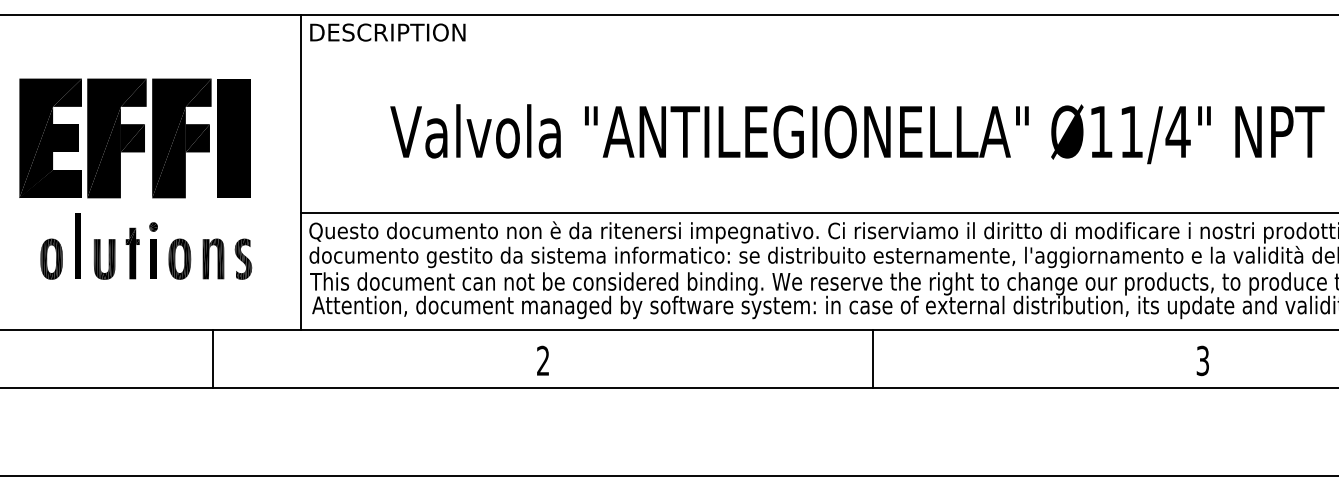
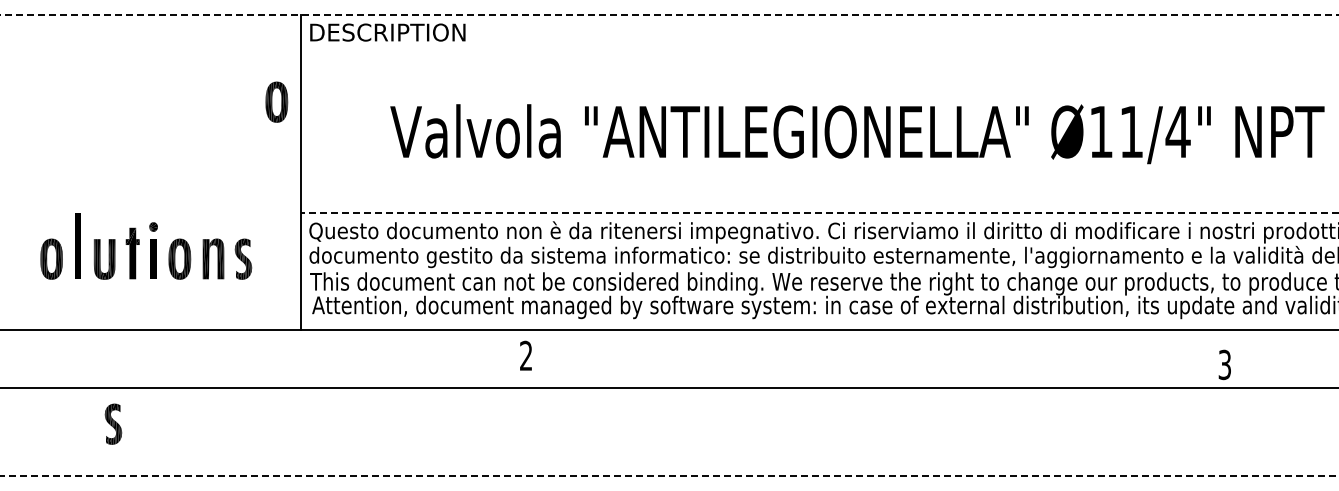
line: solid -> dashed (669, 14)
part: none -> present (276, 101)
part: present -> none (134, 138)
line: solid -> dashed (819, 212)
line: present -> none (213, 358)
line: present -> none (873, 358)
text position: (542, 360) -> (525, 355) (525, 355)
text position: (1202, 360) -> (1224, 364) (1224, 364)
part: none -> present (113, 423)
line: solid -> dashed (669, 476)
